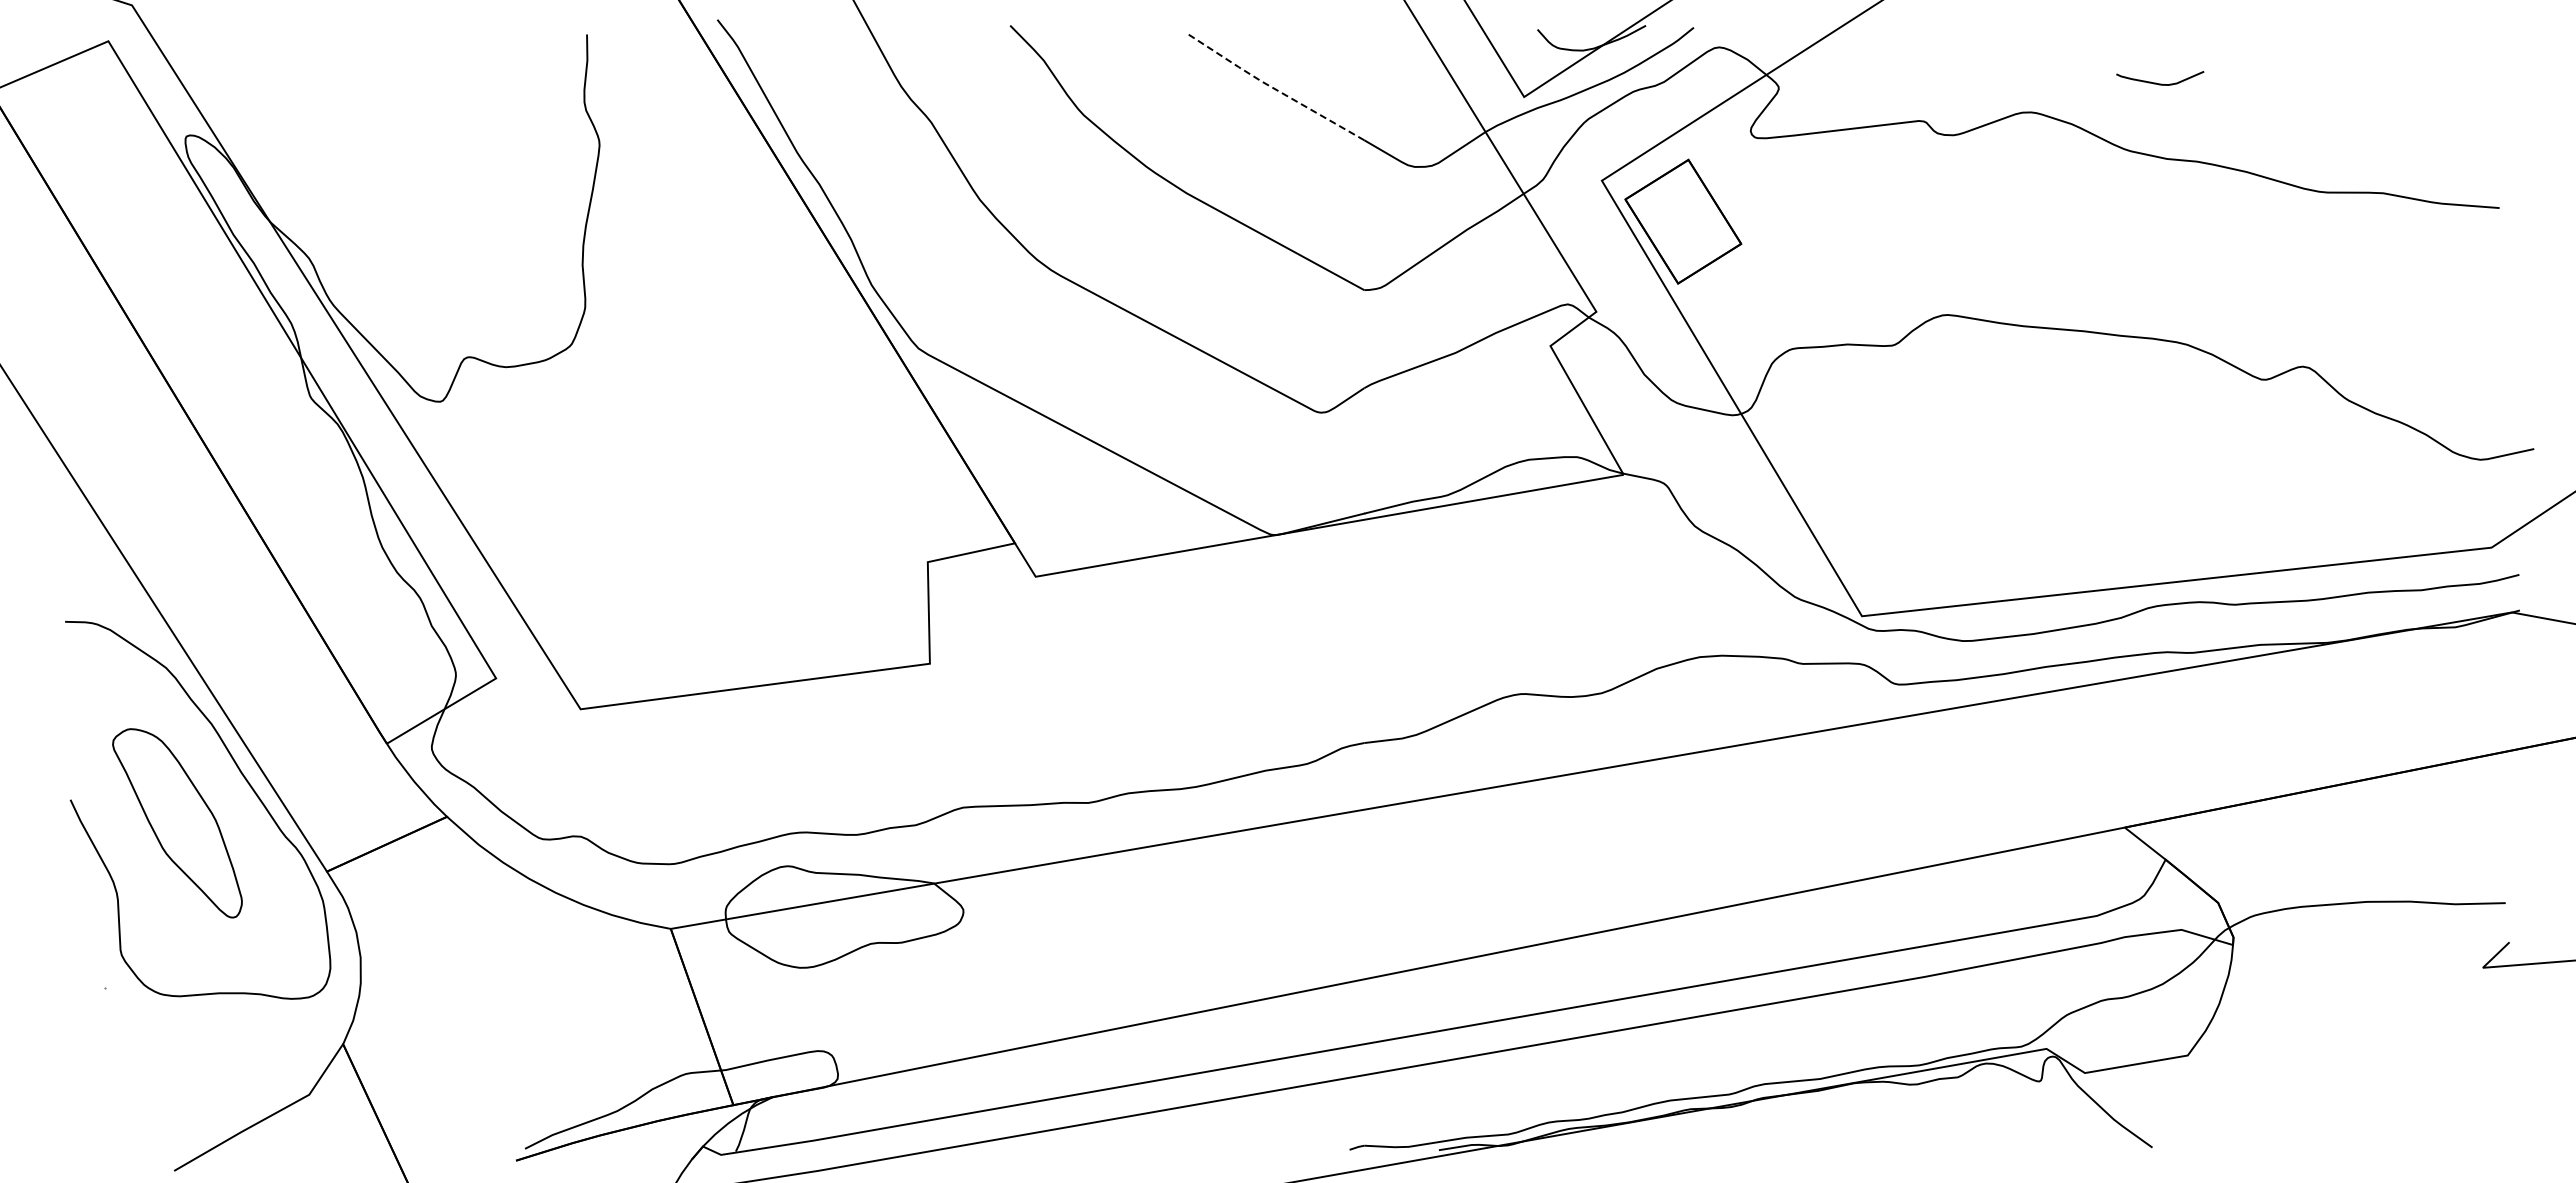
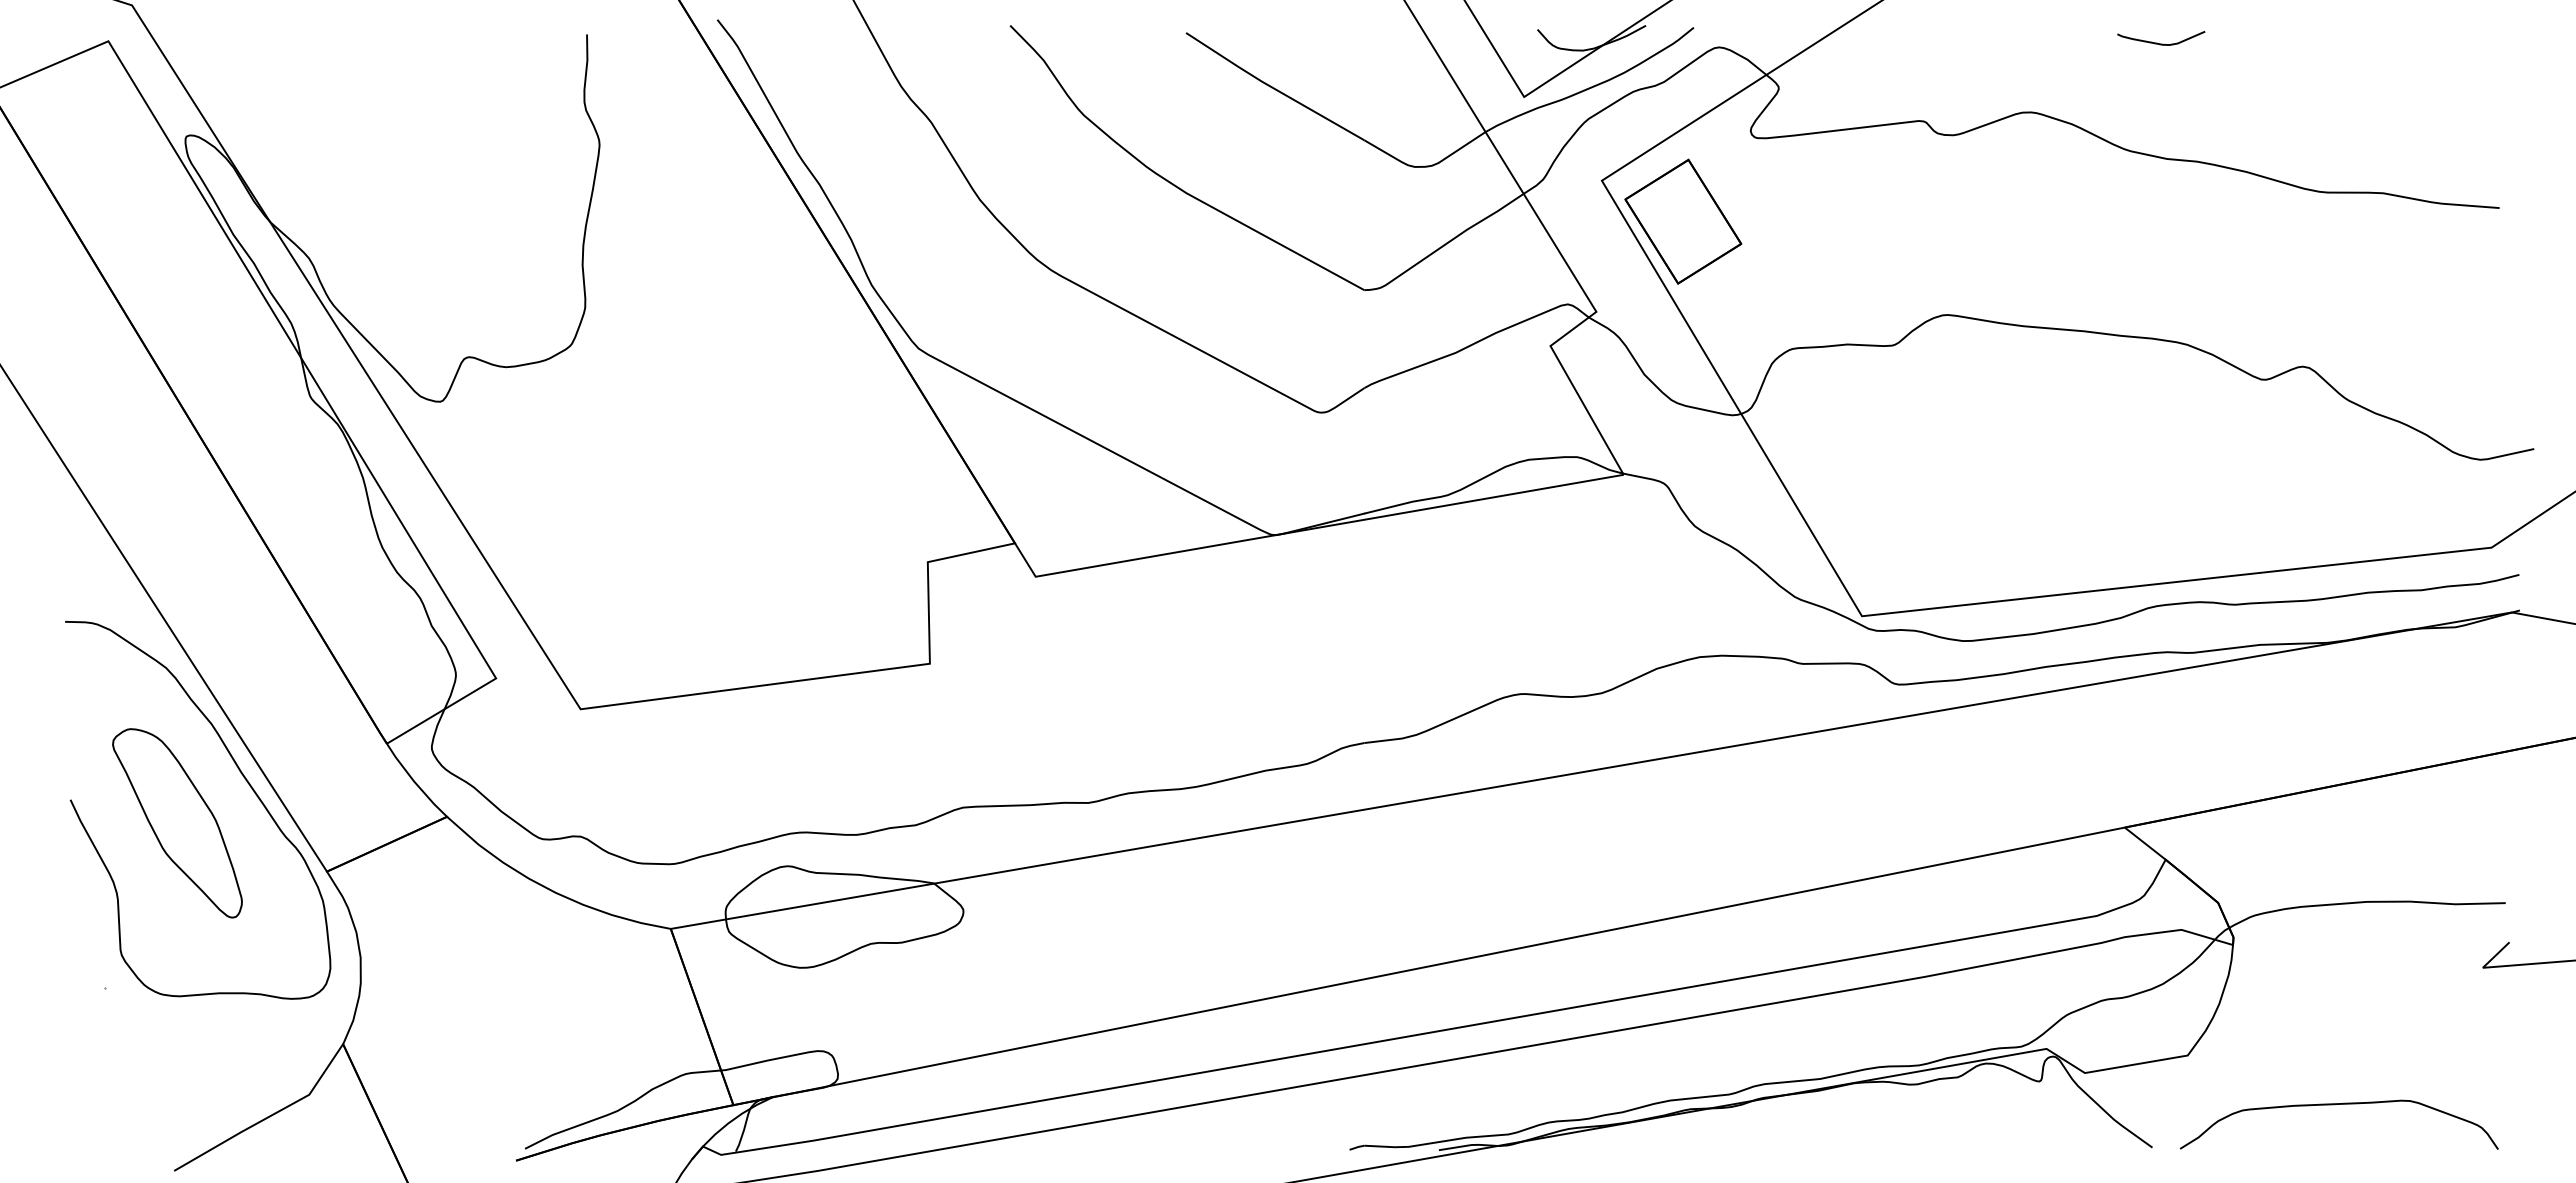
curve position: (2160, 83) -> (2161, 43) (2161, 43)
line: dashed -> solid (1272, 87)
curve: none -> present (2334, 1105)
